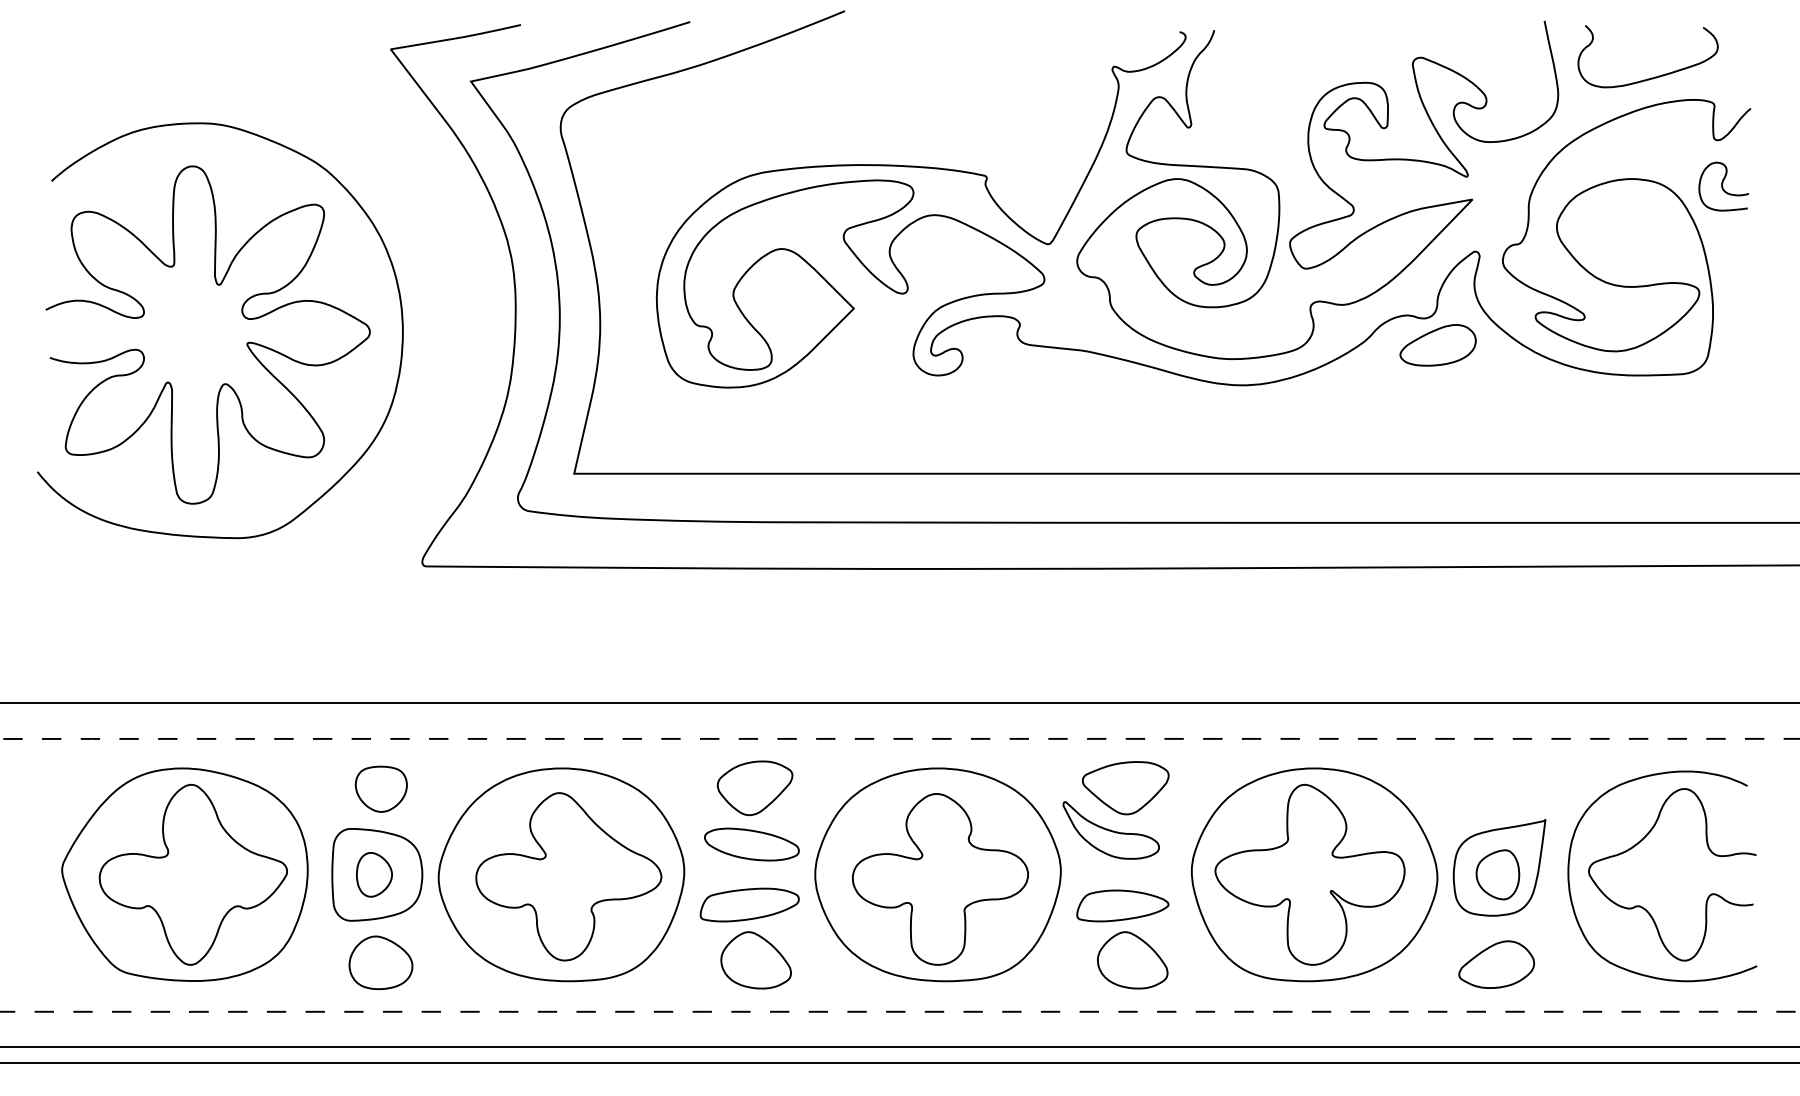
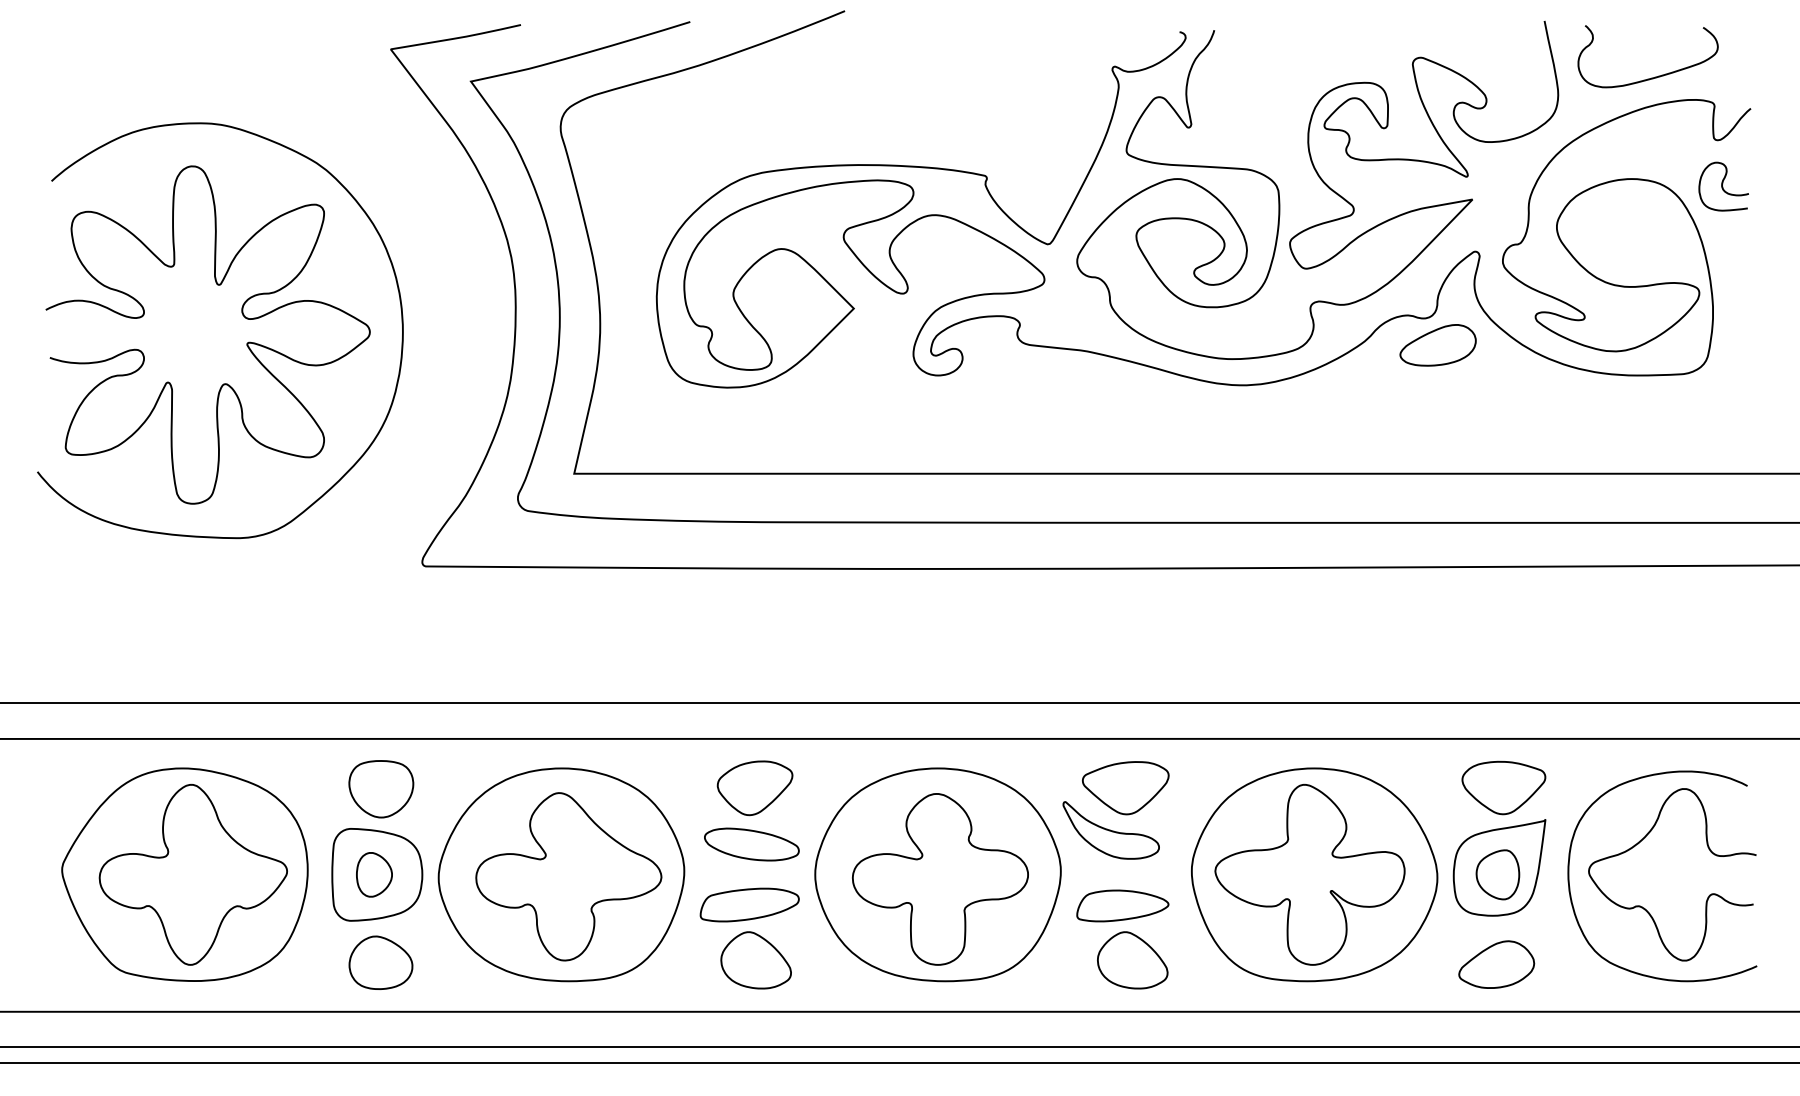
line: dashed -> solid (898, 738)
part: none -> present (1503, 787)
part size: 54x48 px -> 67x59 px (381, 789)
line: dashed -> solid (899, 1011)
